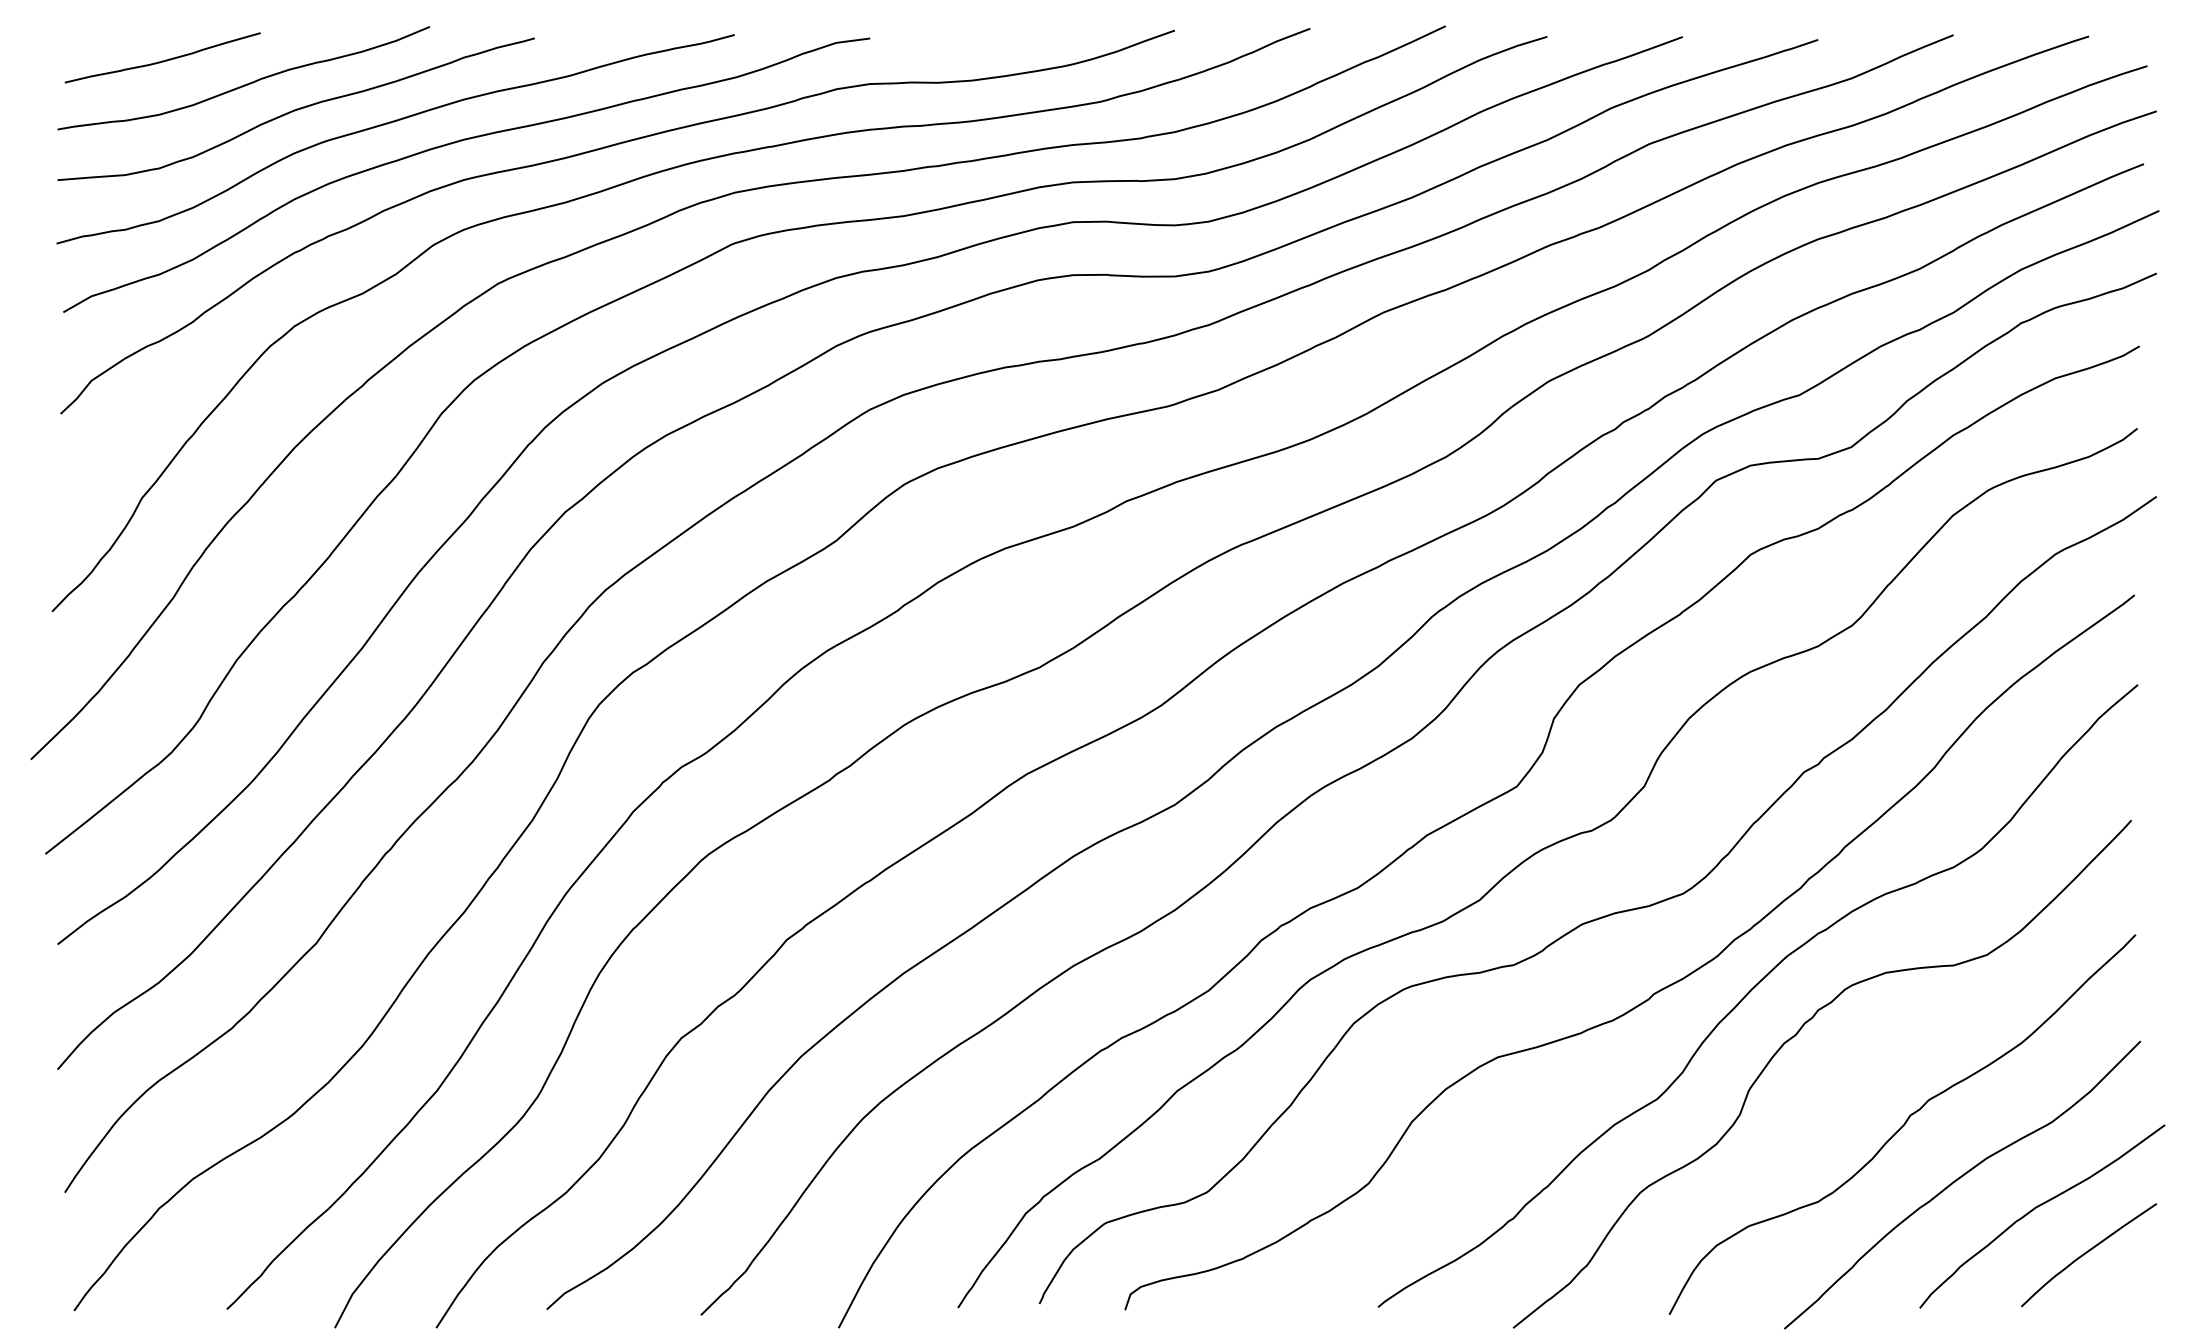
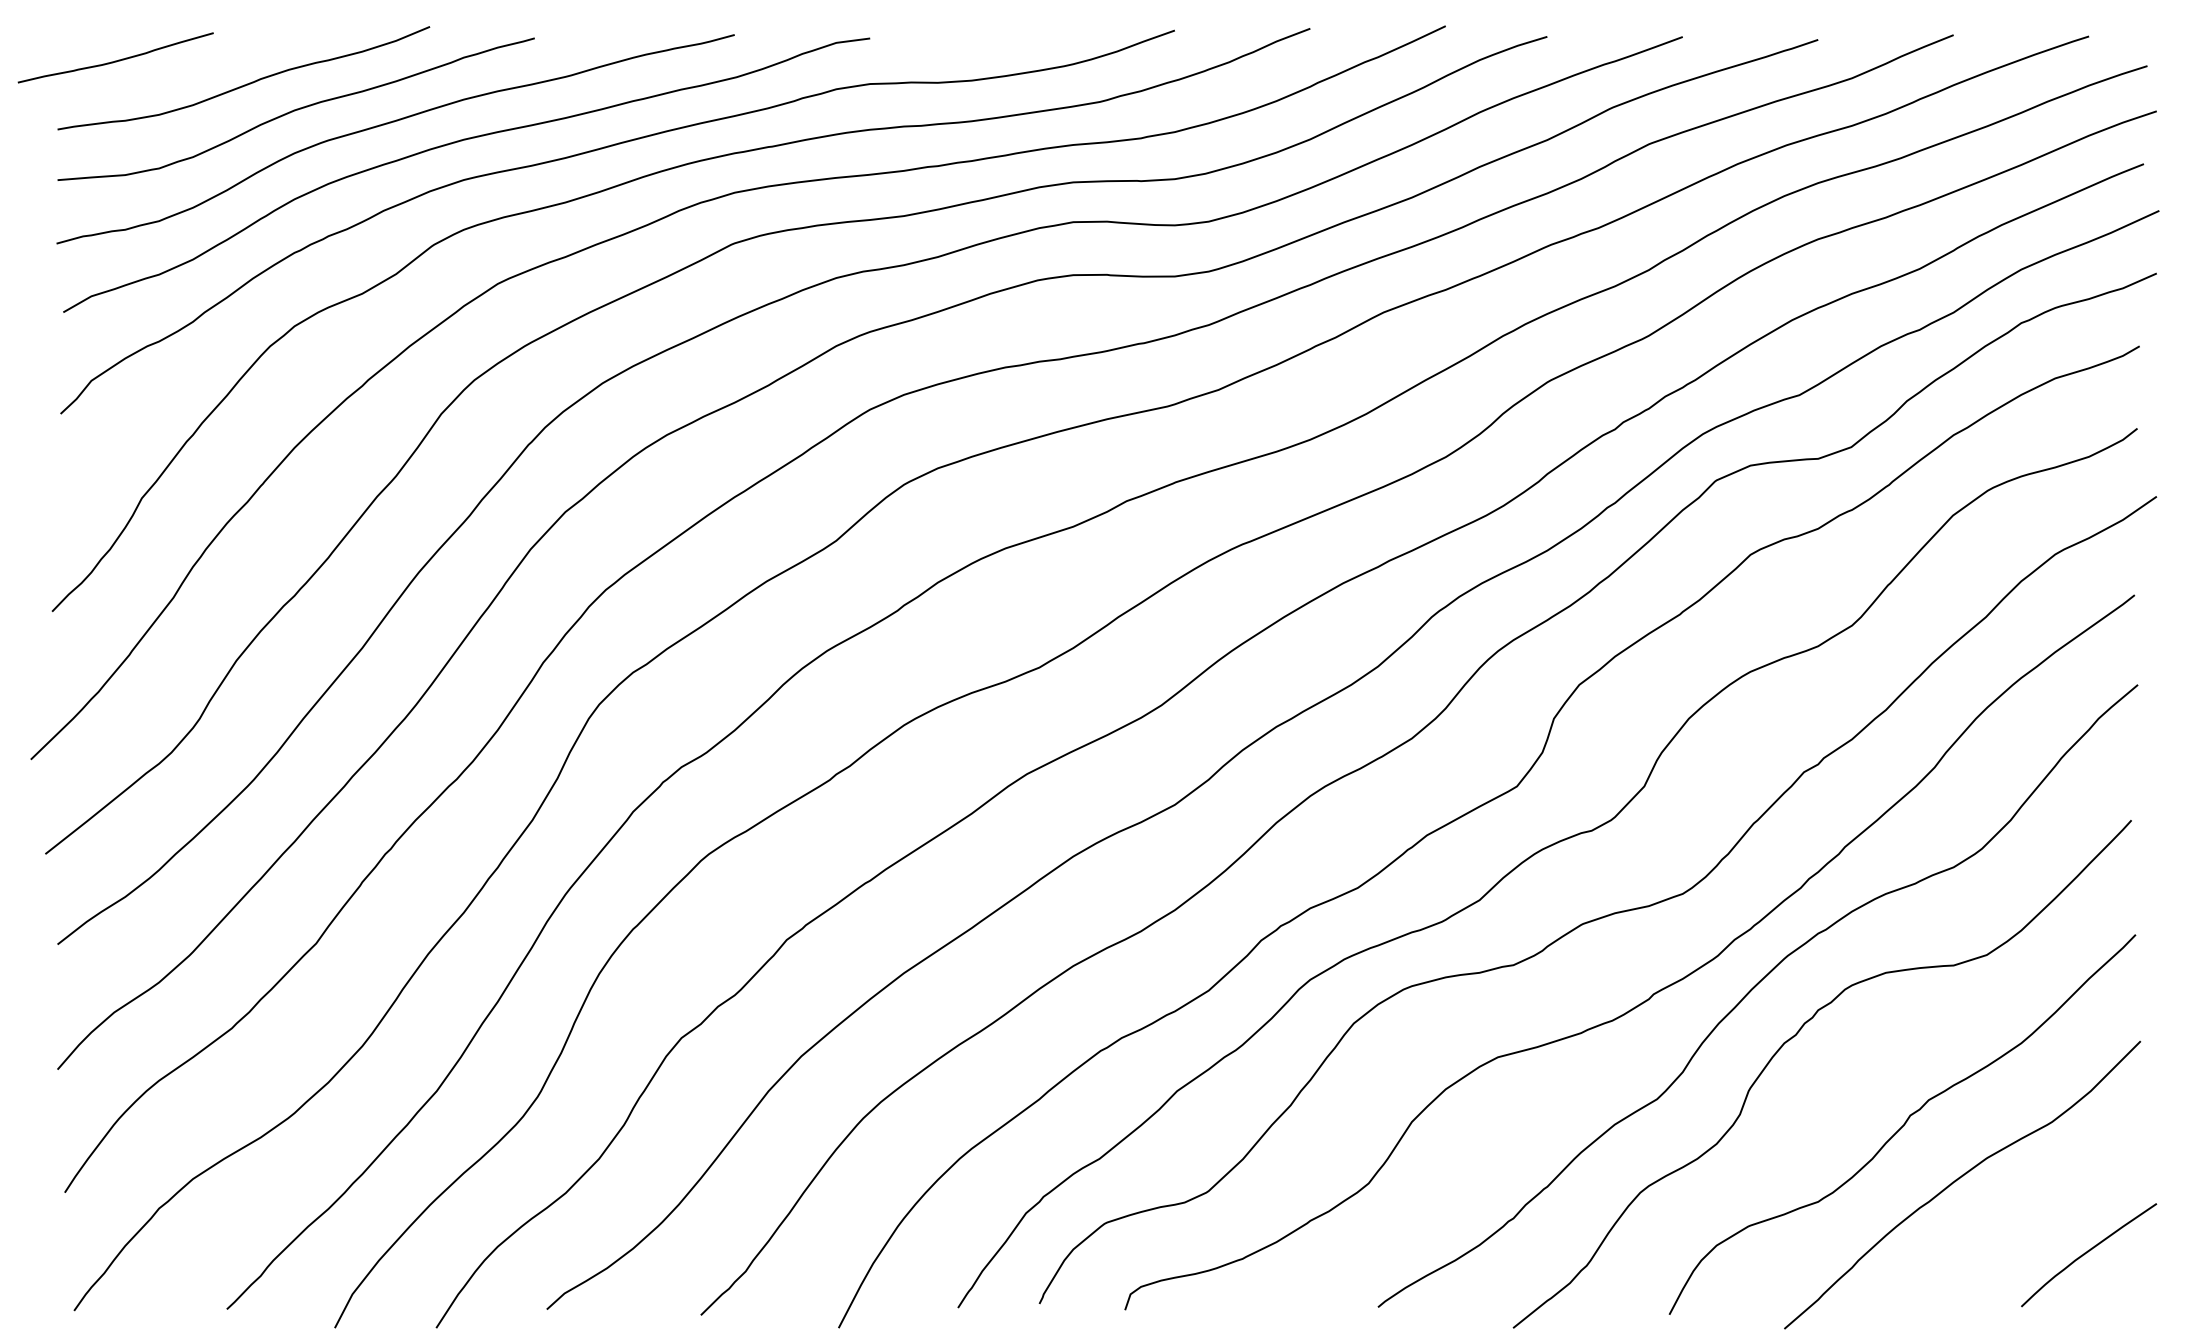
curve position: (162, 60) -> (115, 60) (115, 60)
curve: present -> none (2038, 1207)
